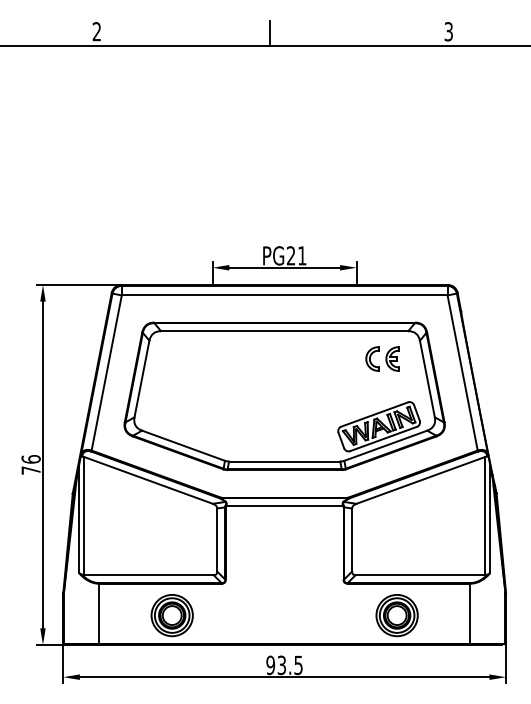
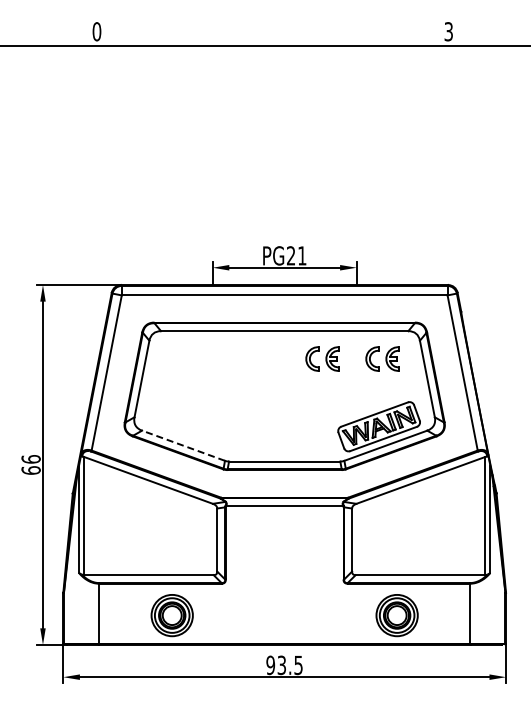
text: 2 -> 0 (96, 31)
line: present -> none (270, 33)
part: none -> present (322, 358)
line: solid -> dashed (183, 445)
text: 76 -> 66 (30, 470)
